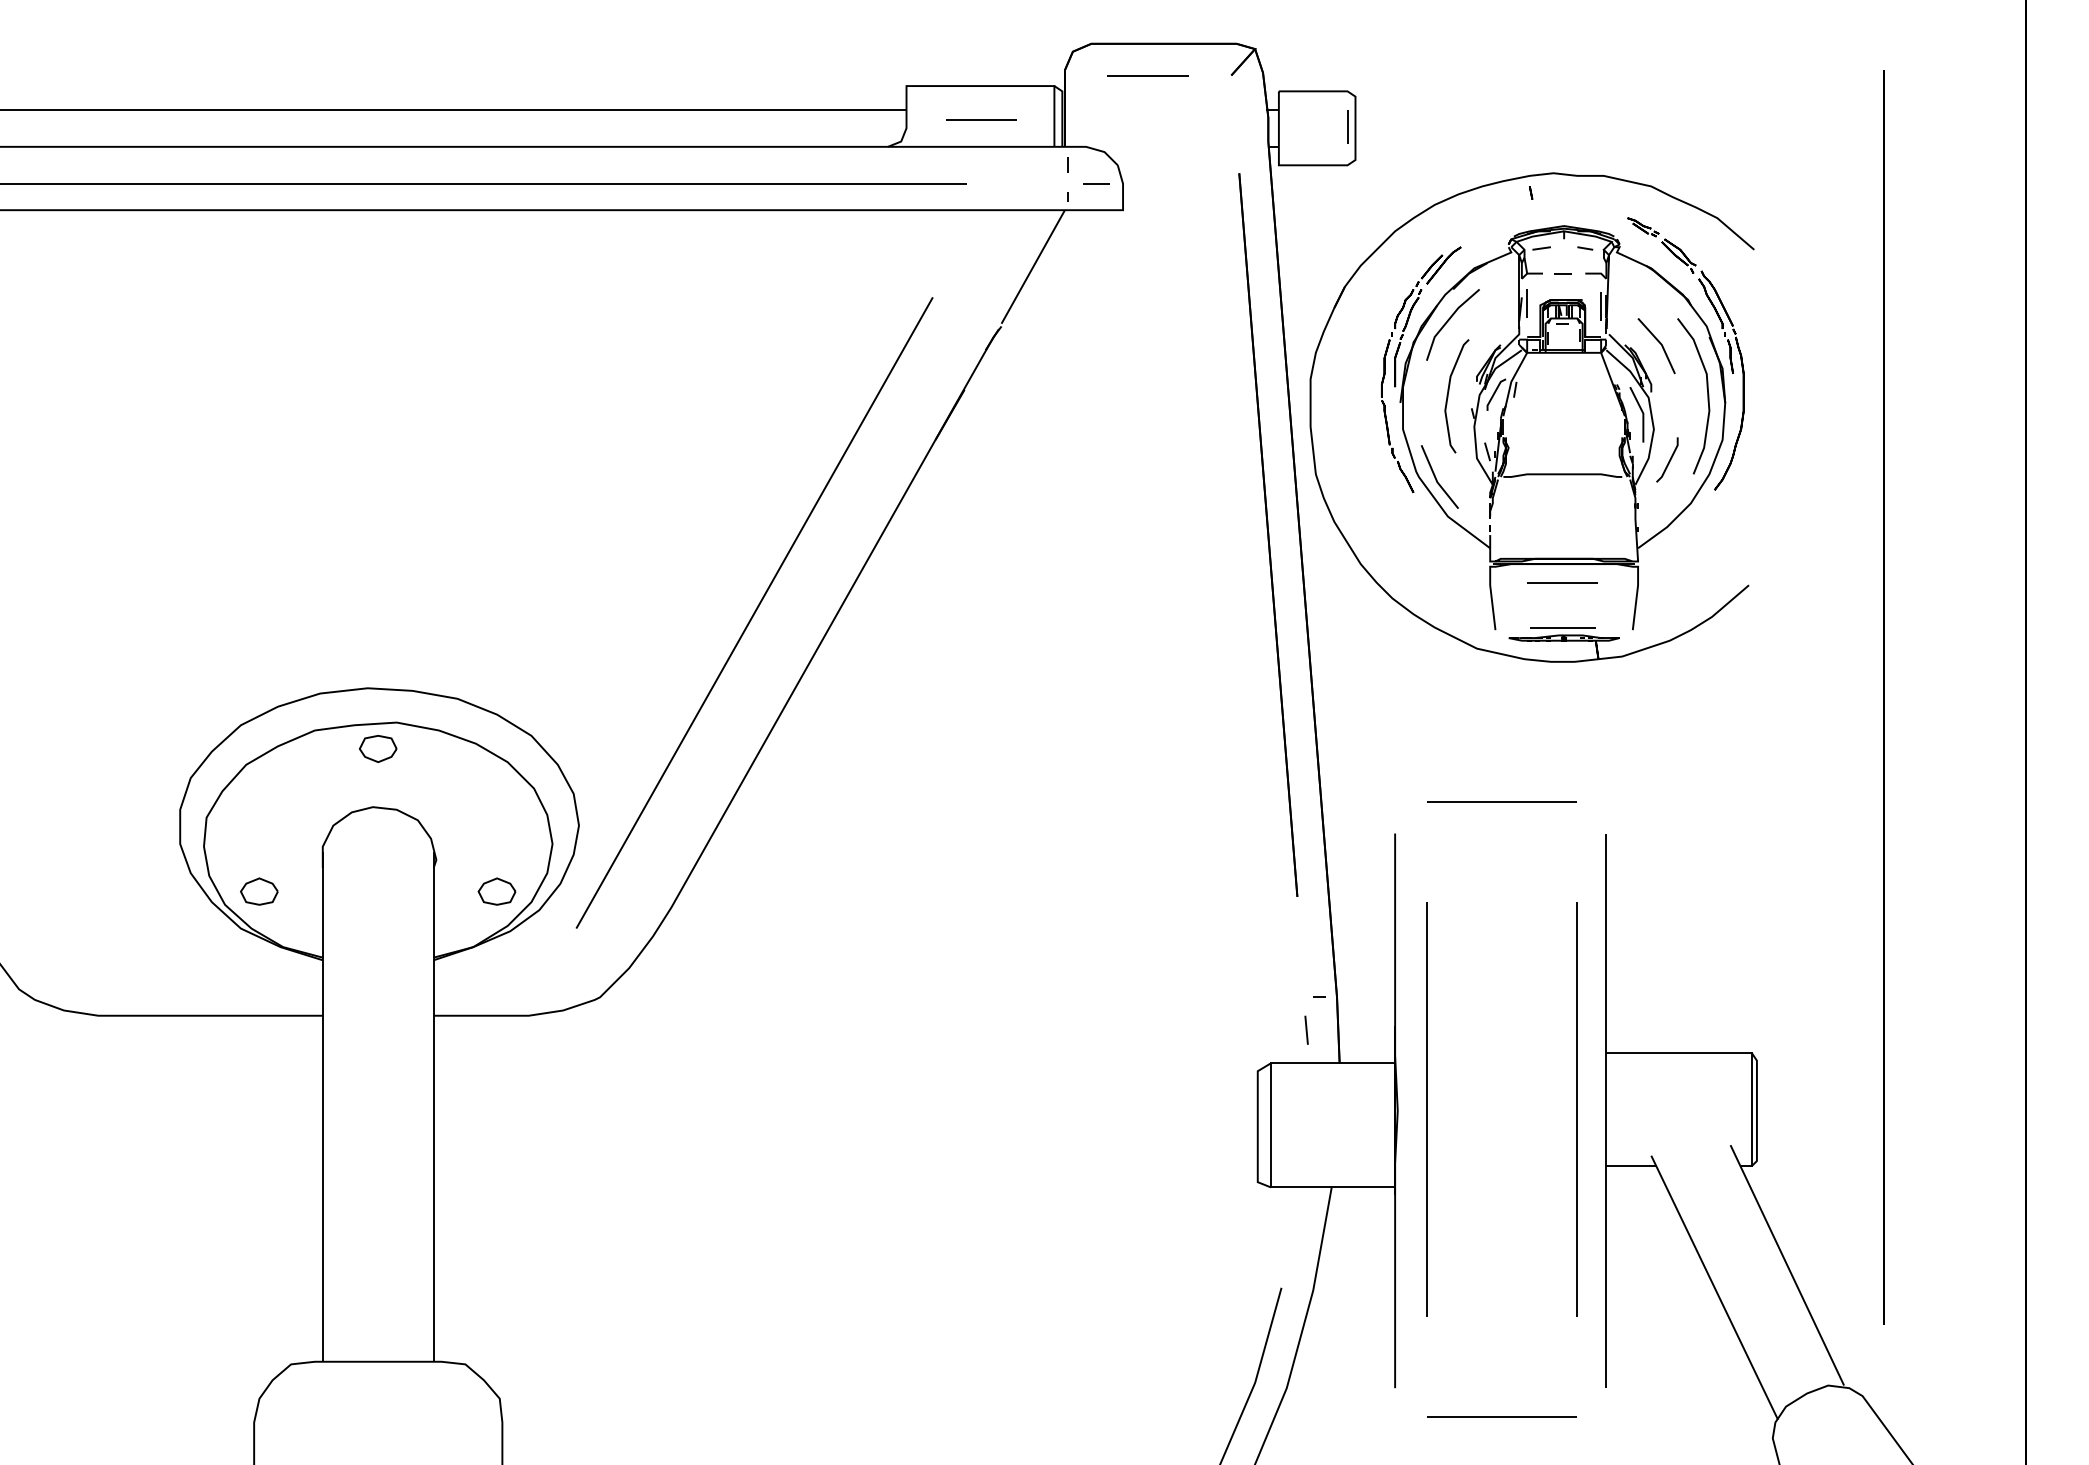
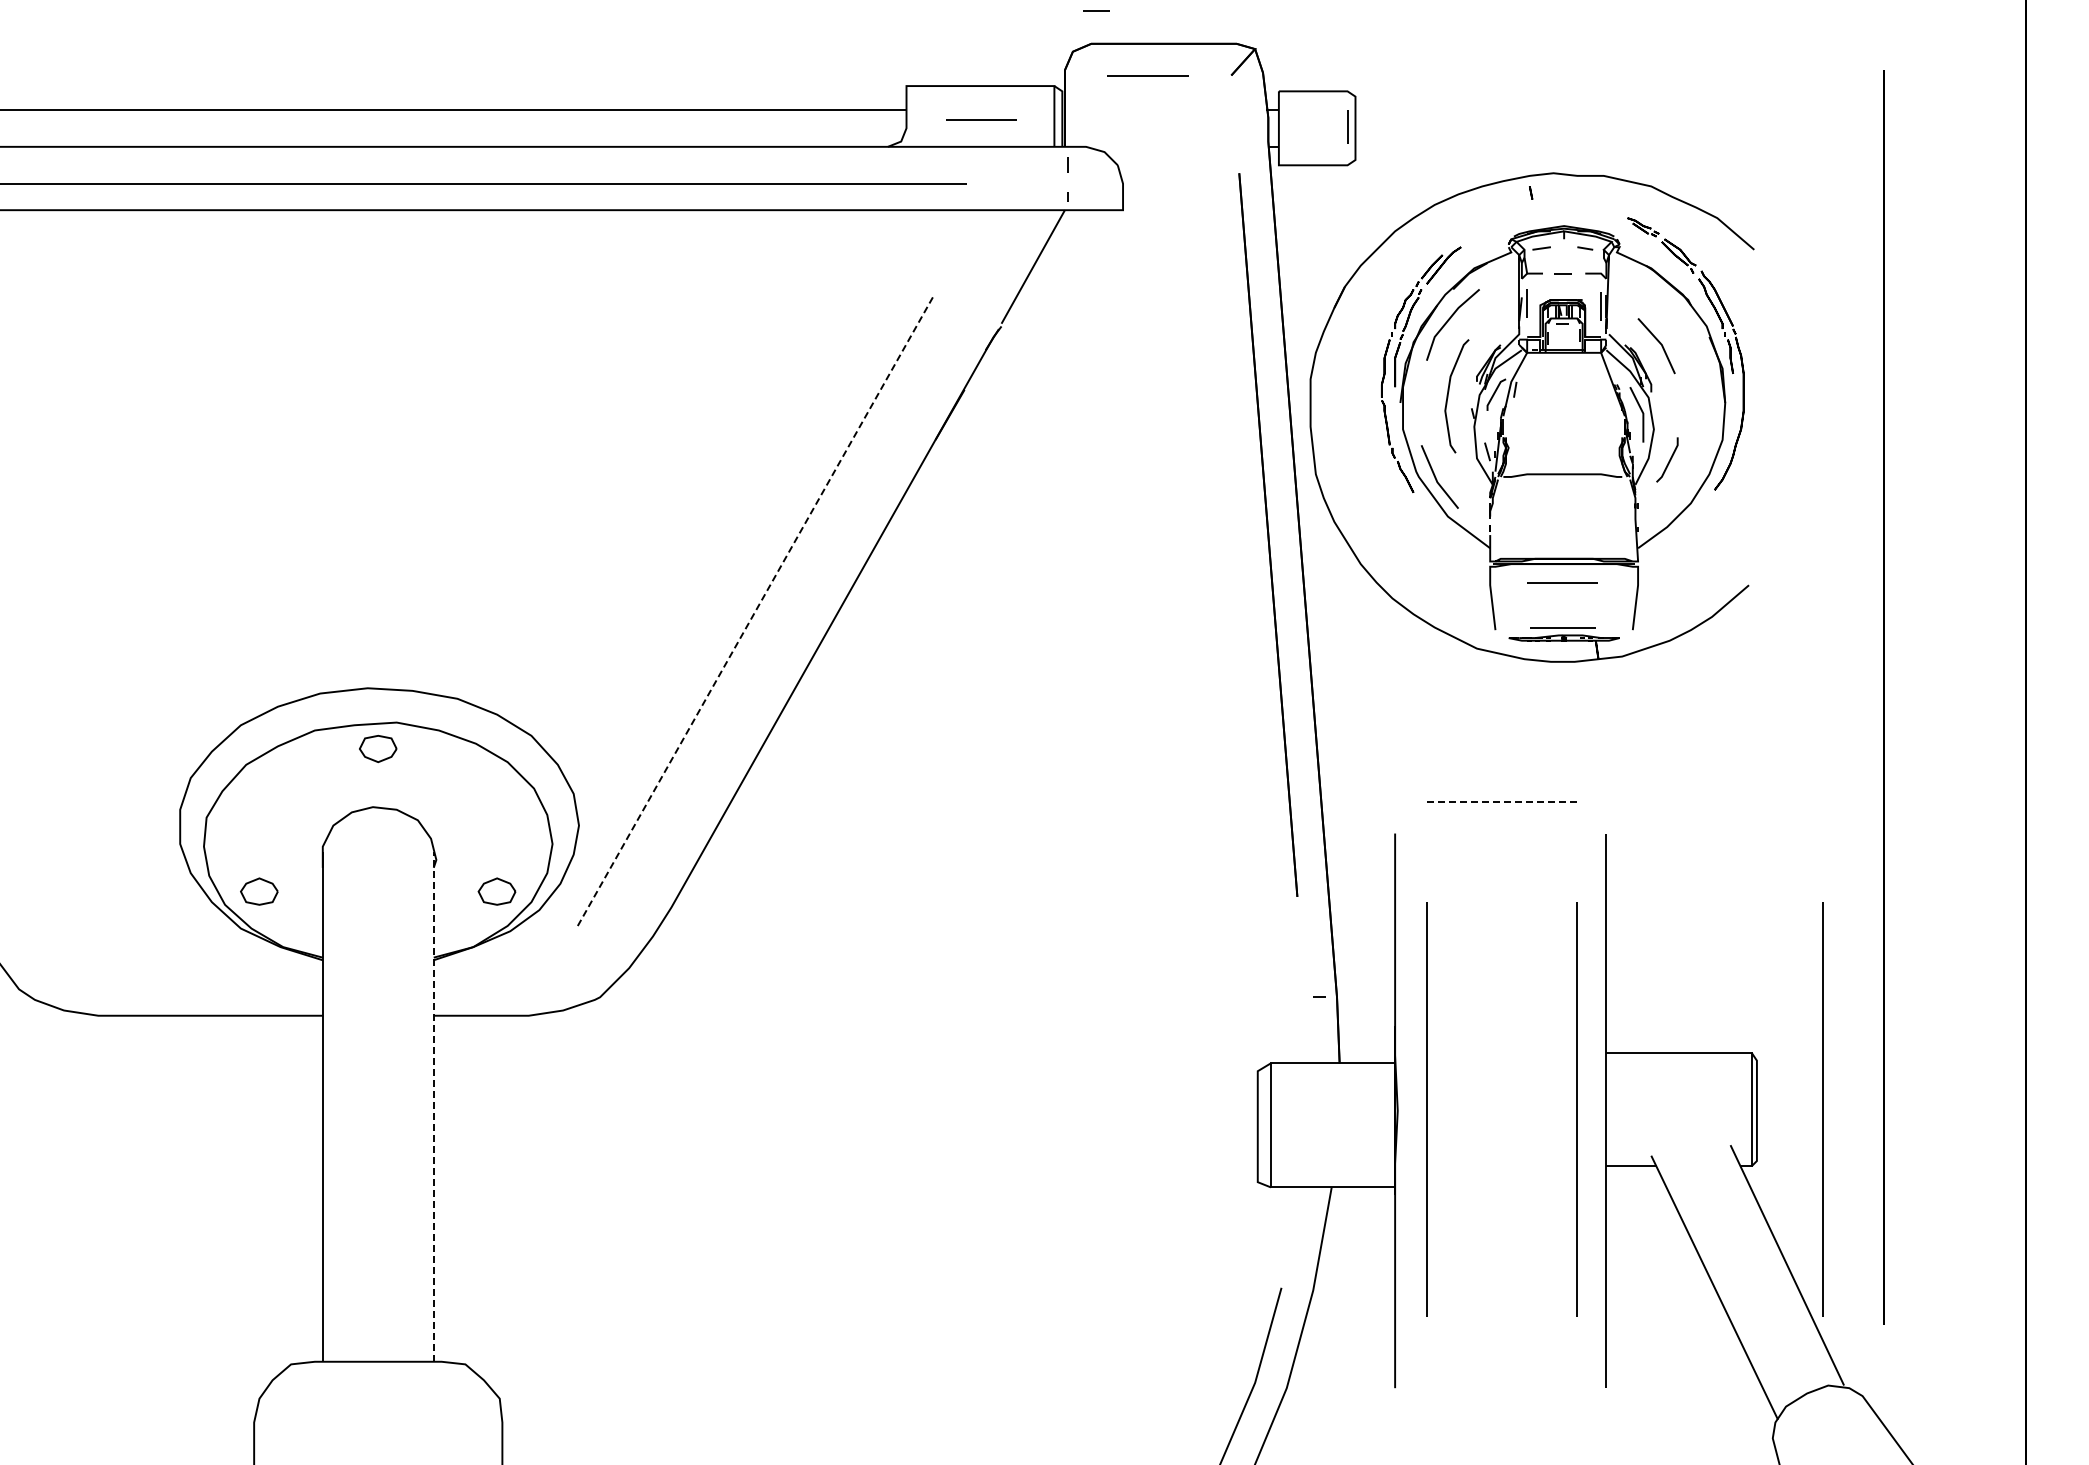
line position: (1096, 183) -> (1096, 10) (1096, 10)
curve: present -> none (1707, 396)
line: solid -> dashed (754, 613)
line: solid -> dashed (1501, 801)
line: present -> none (1306, 1029)
line: solid -> dashed (433, 1106)
line: none -> present (1822, 1109)
line: present -> none (1501, 1416)
